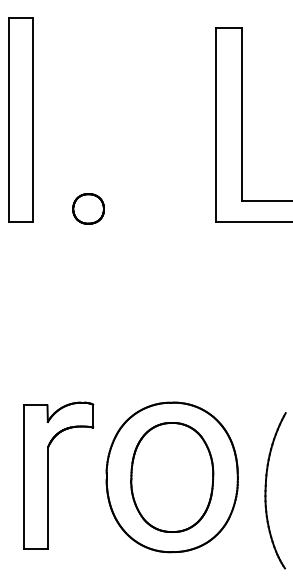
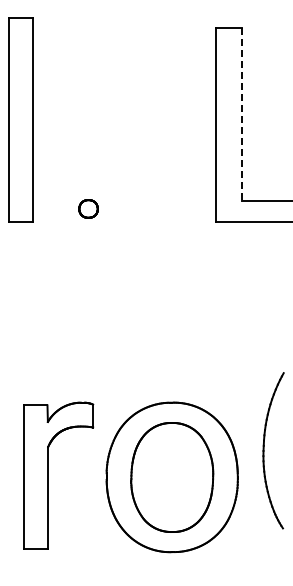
line: solid -> dashed (241, 114)
part size: 33x32 px -> 21x20 px (88, 208)
part position: (266, 490) -> (264, 450) (264, 450)
